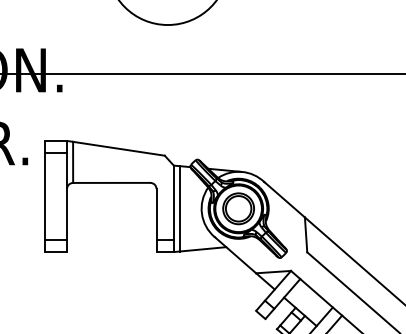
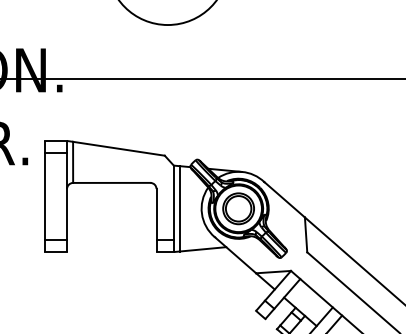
line position: (202, 73) -> (202, 78) (202, 78)
